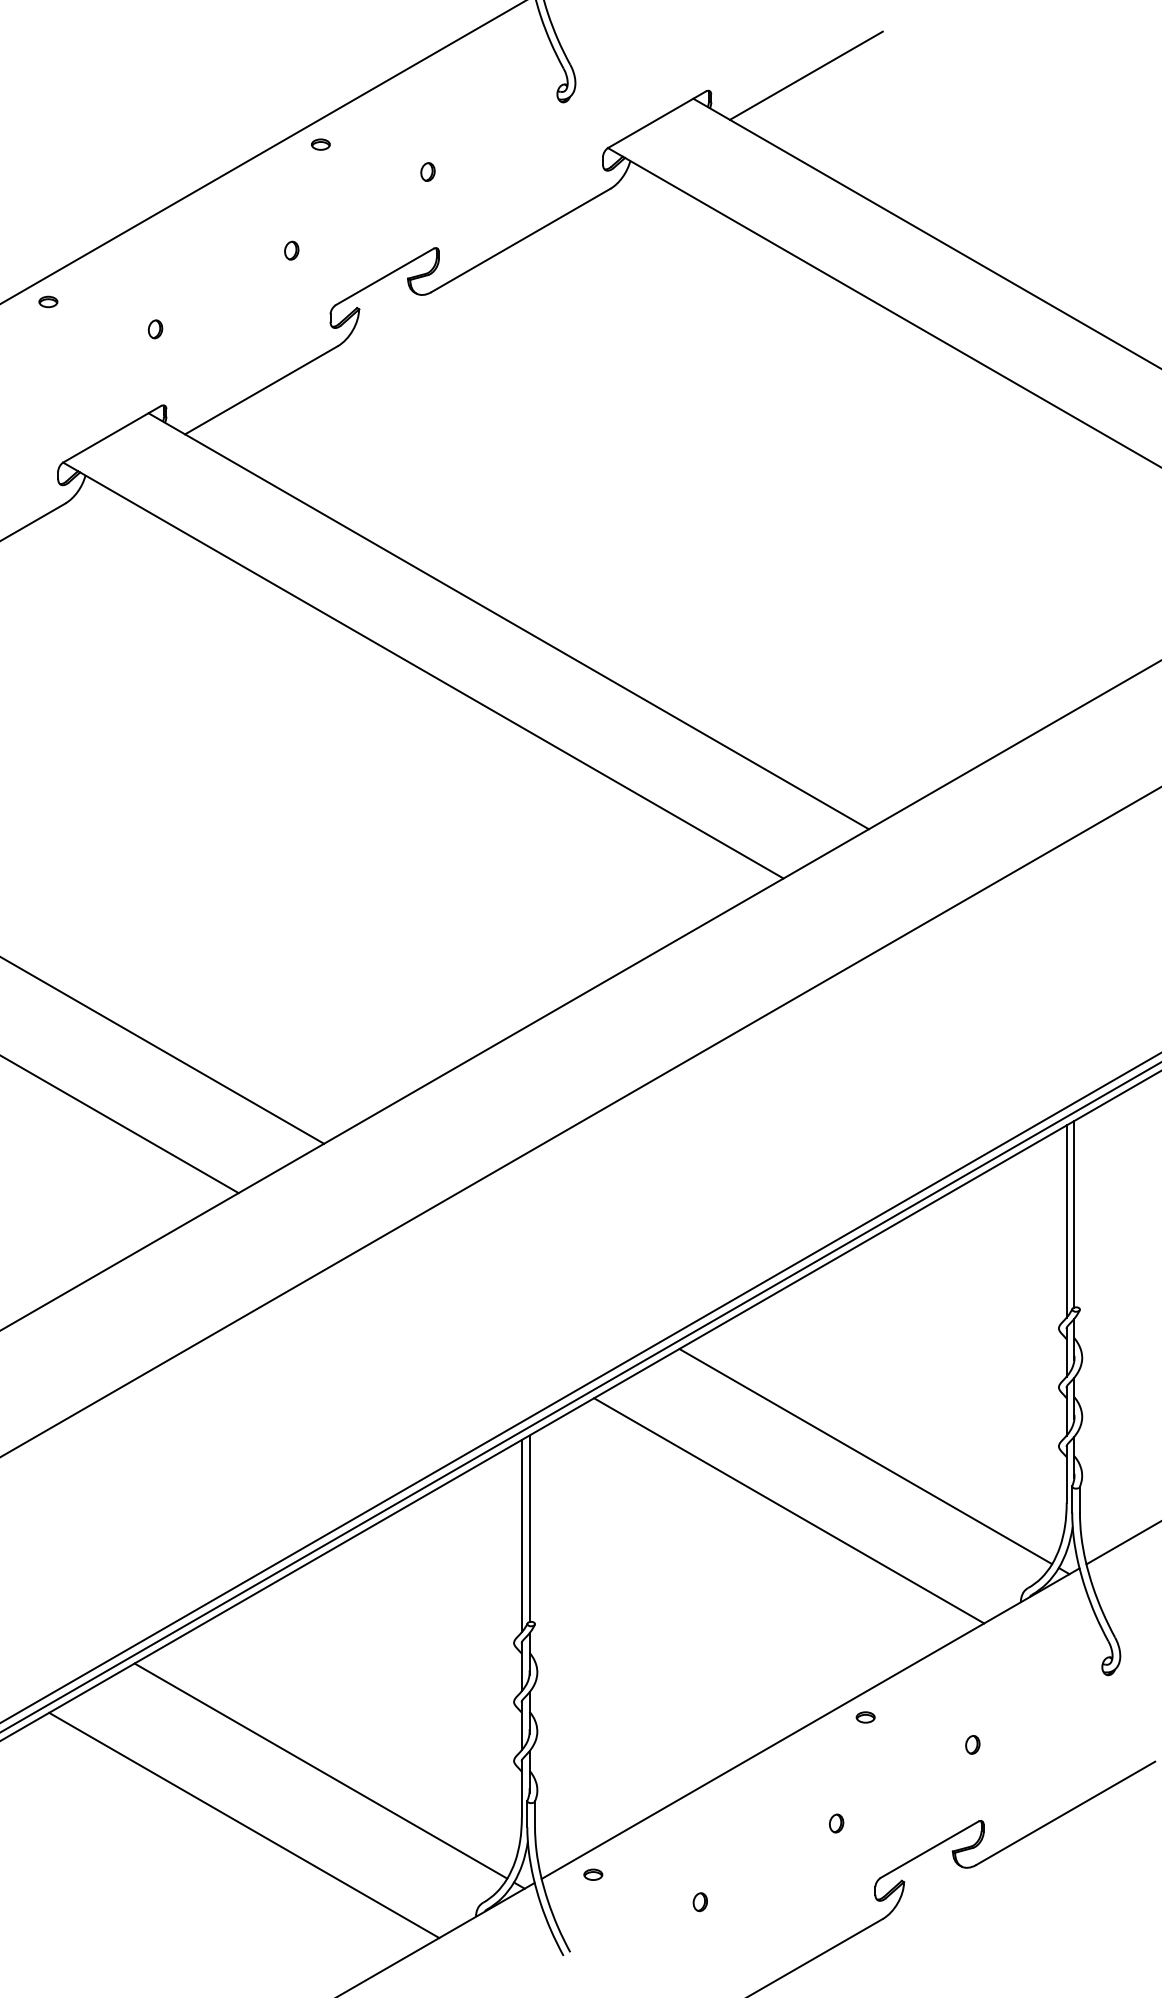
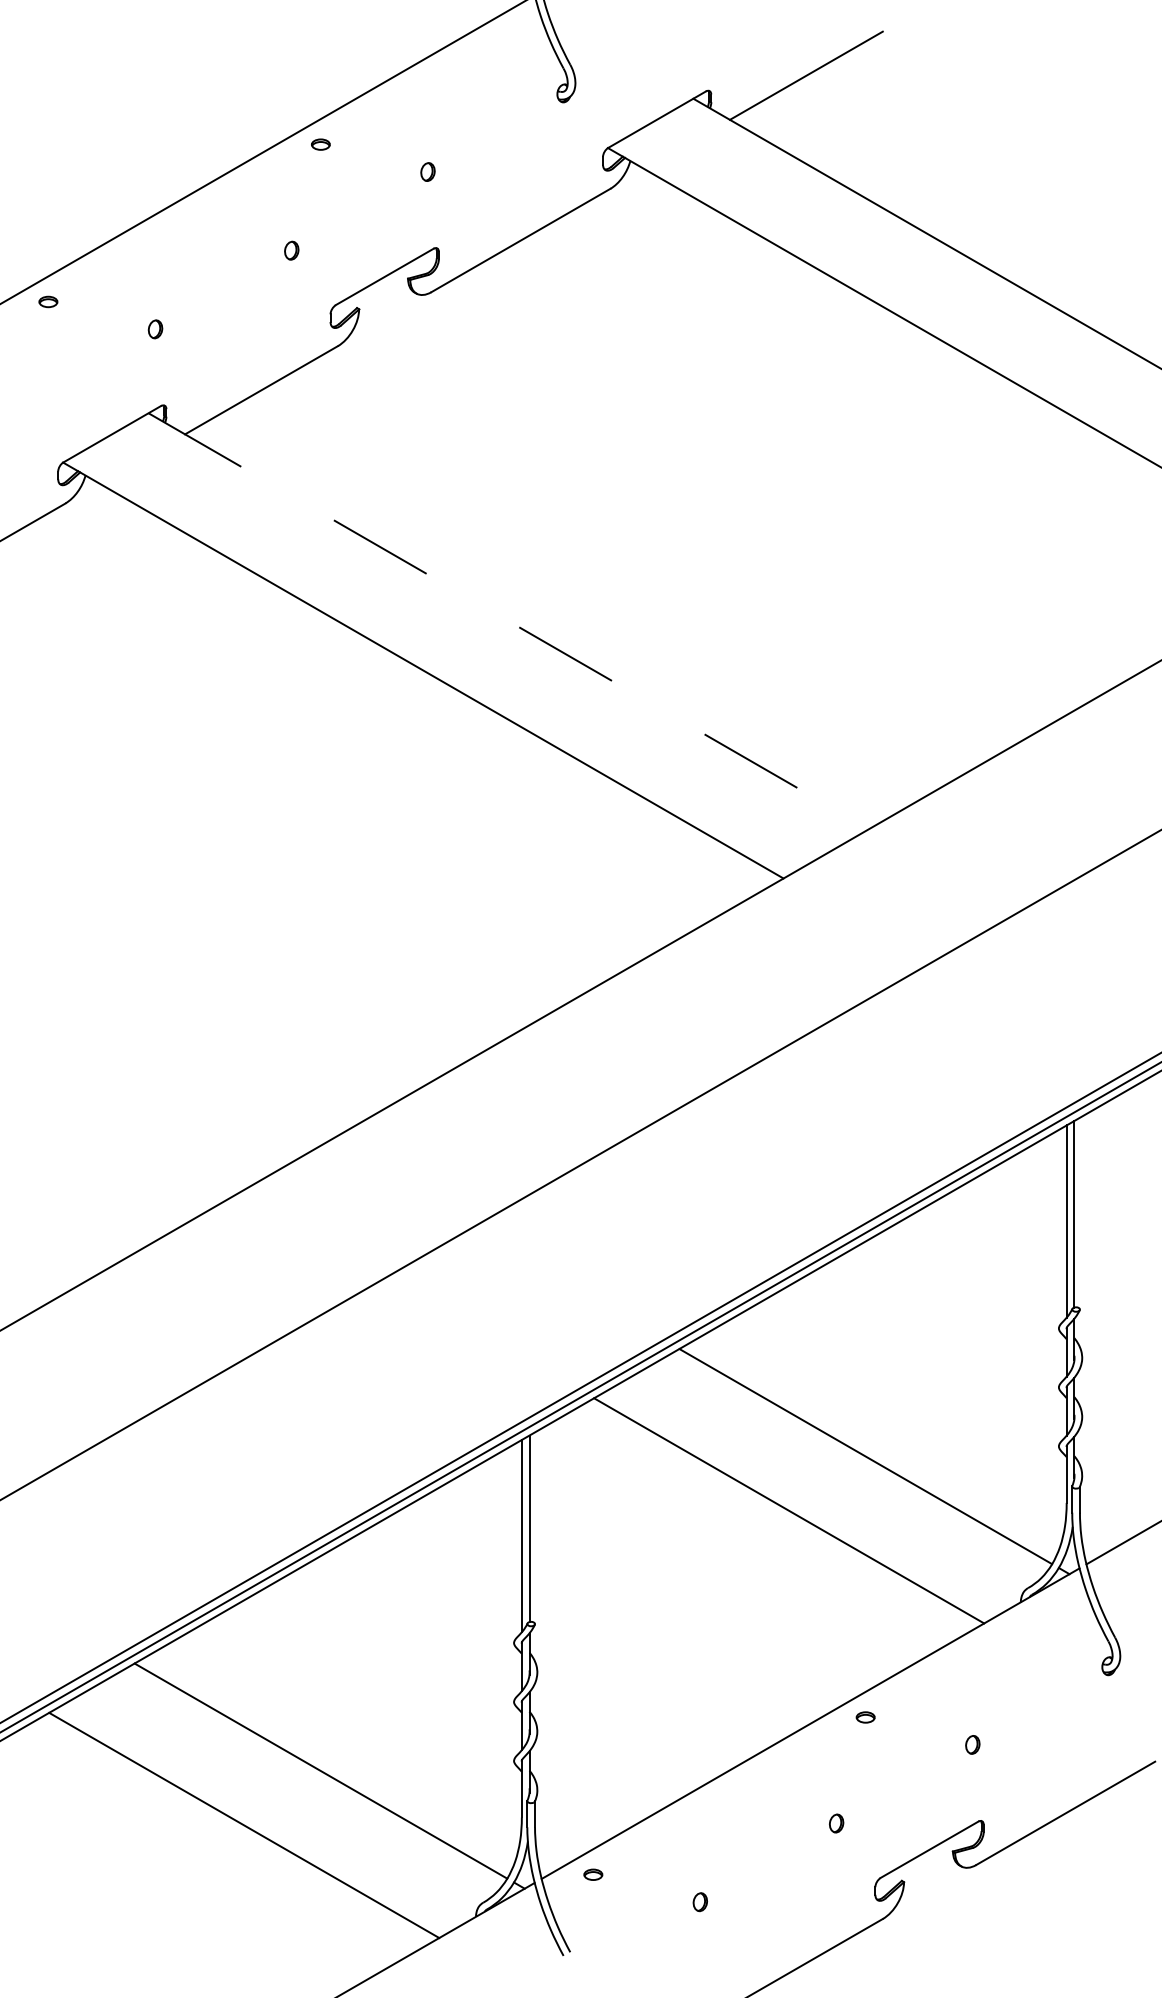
line: solid -> dashed (508, 621)
line: present -> none (163, 1050)
line position: (580, 1122) -> (580, 1165) (580, 1165)
line: present -> none (120, 1124)
